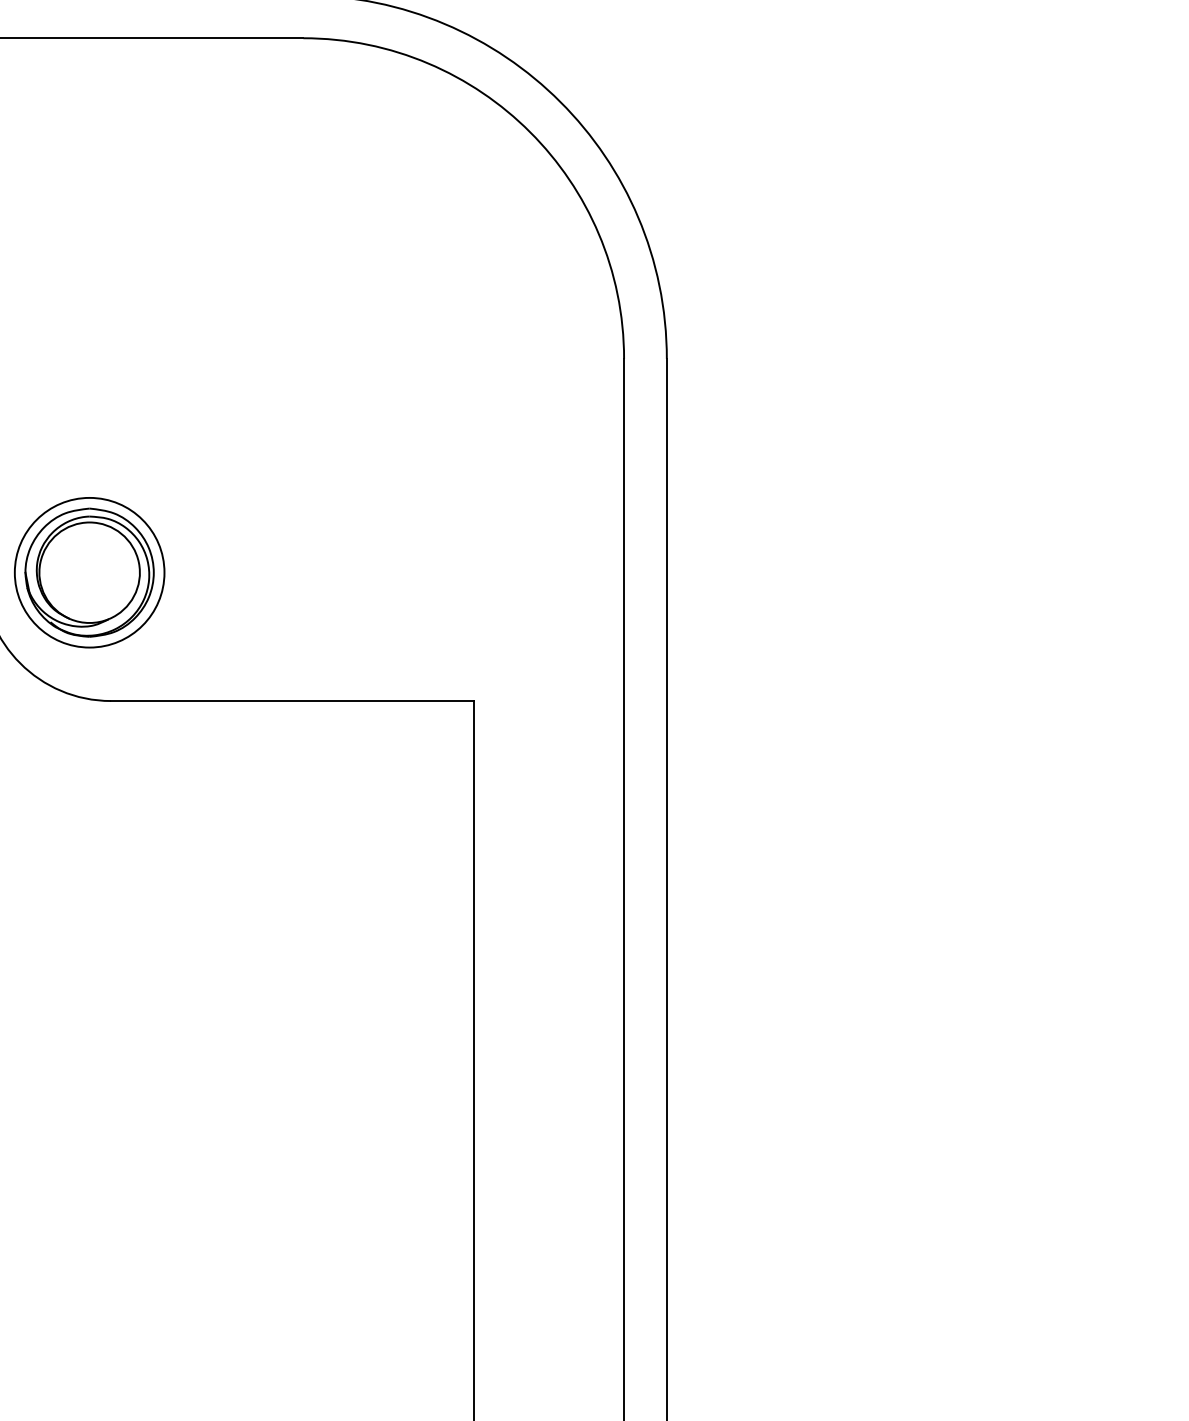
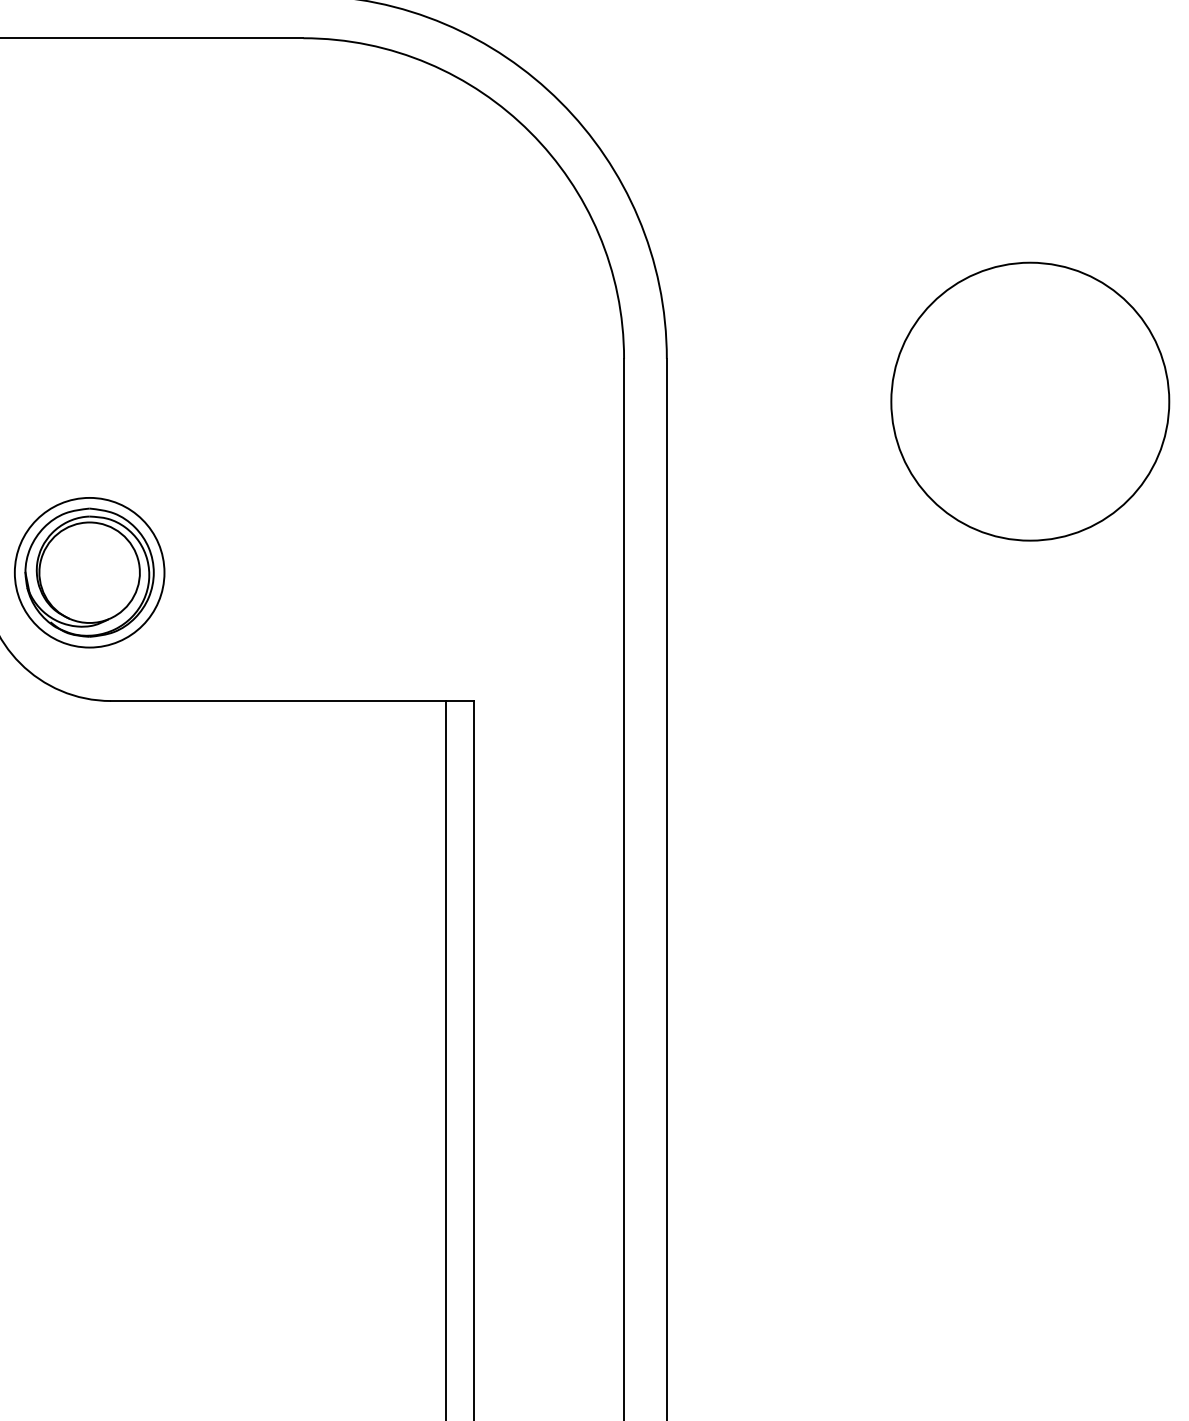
circle: none -> present (1030, 401)
line: none -> present (446, 1059)
